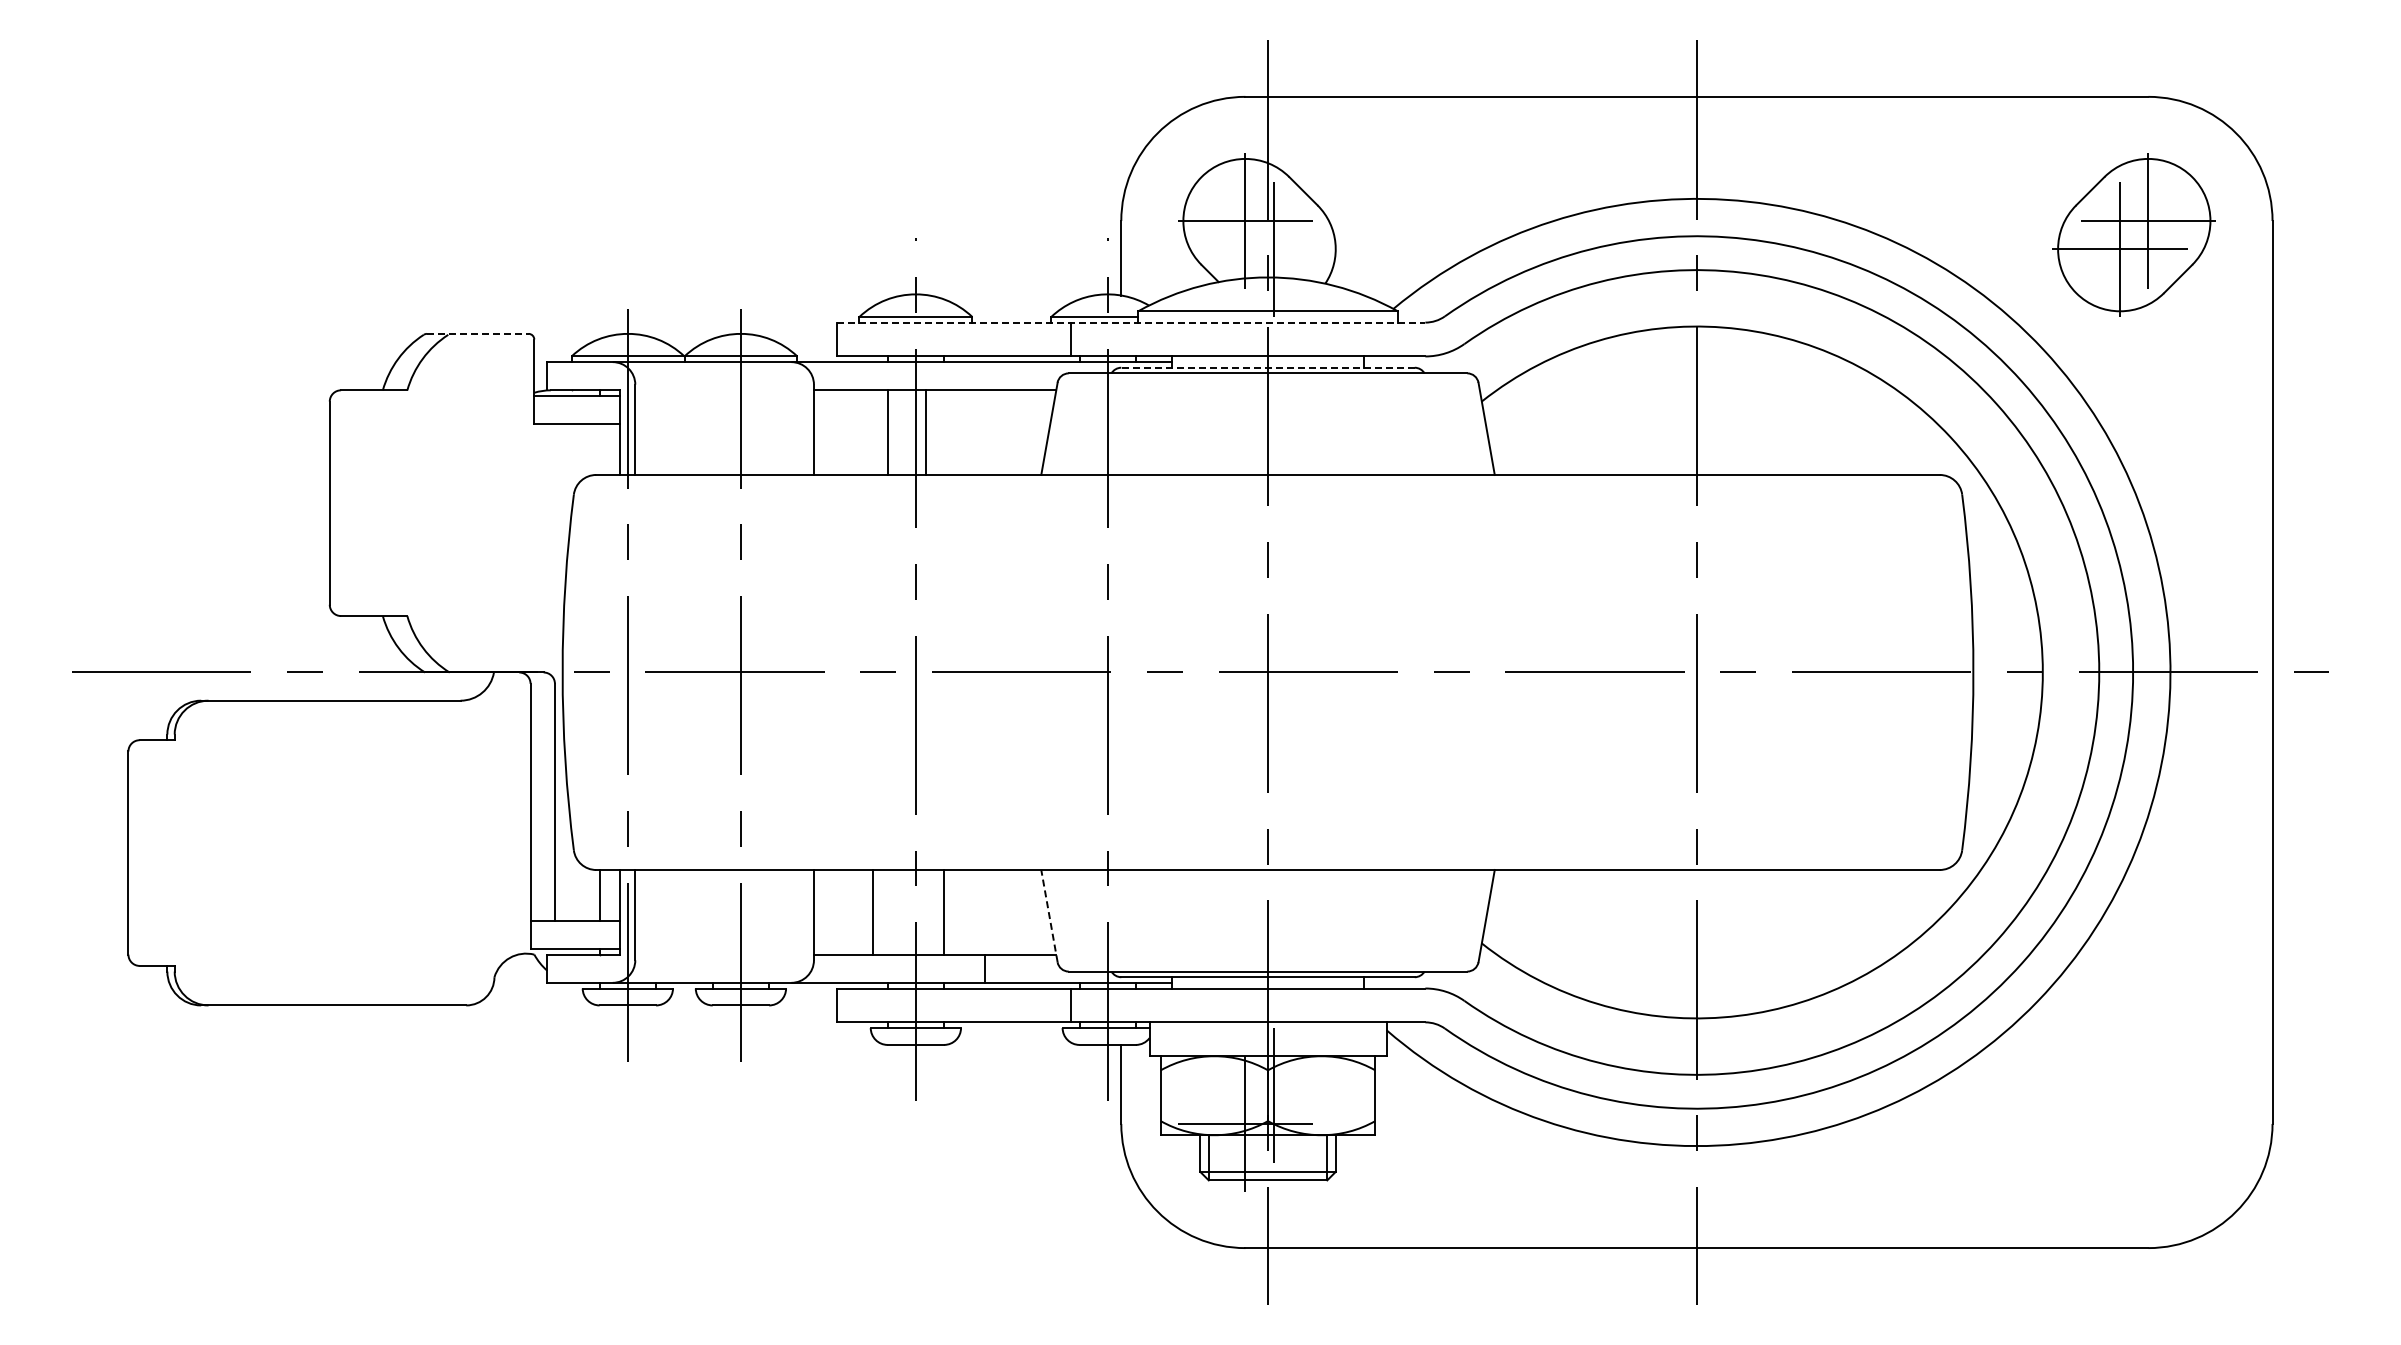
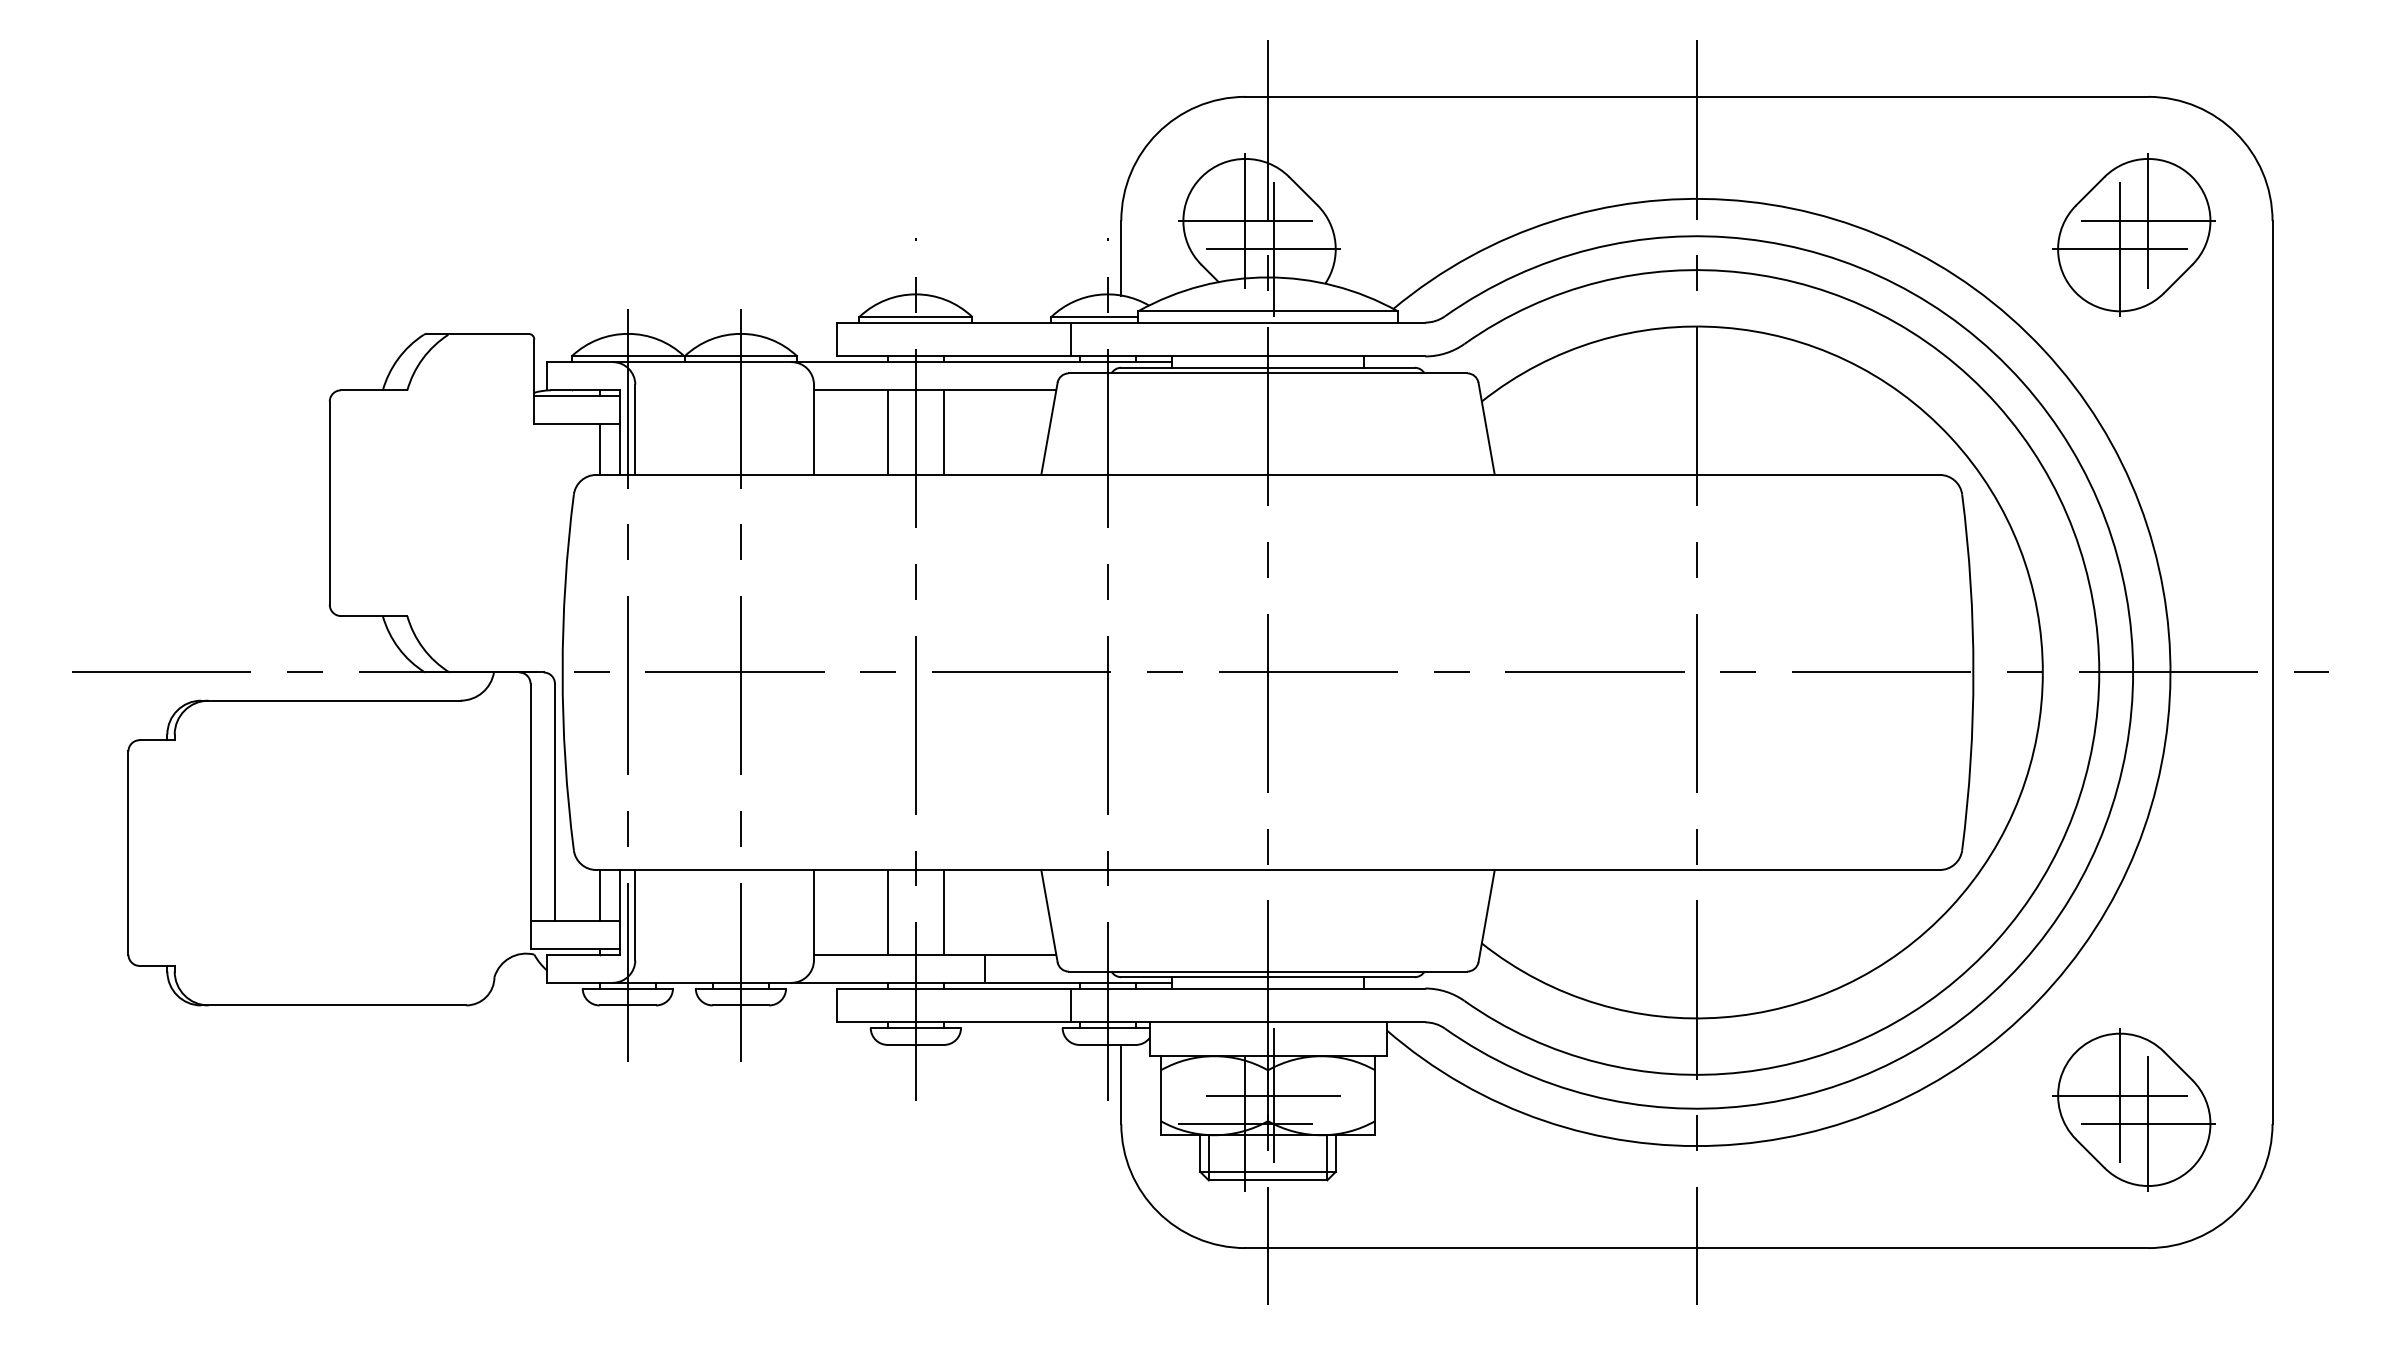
line: none -> present (1273, 249)
line: dashed -> solid (1131, 322)
line: dashed -> solid (477, 333)
line: dashed -> solid (1268, 367)
line position: (926, 432) -> (944, 432) (944, 432)
line: none -> present (599, 449)
line position: (872, 912) -> (887, 912) (887, 912)
line: dashed -> solid (1049, 916)
line: none -> present (1273, 1095)
part: none -> present (2133, 1109)
